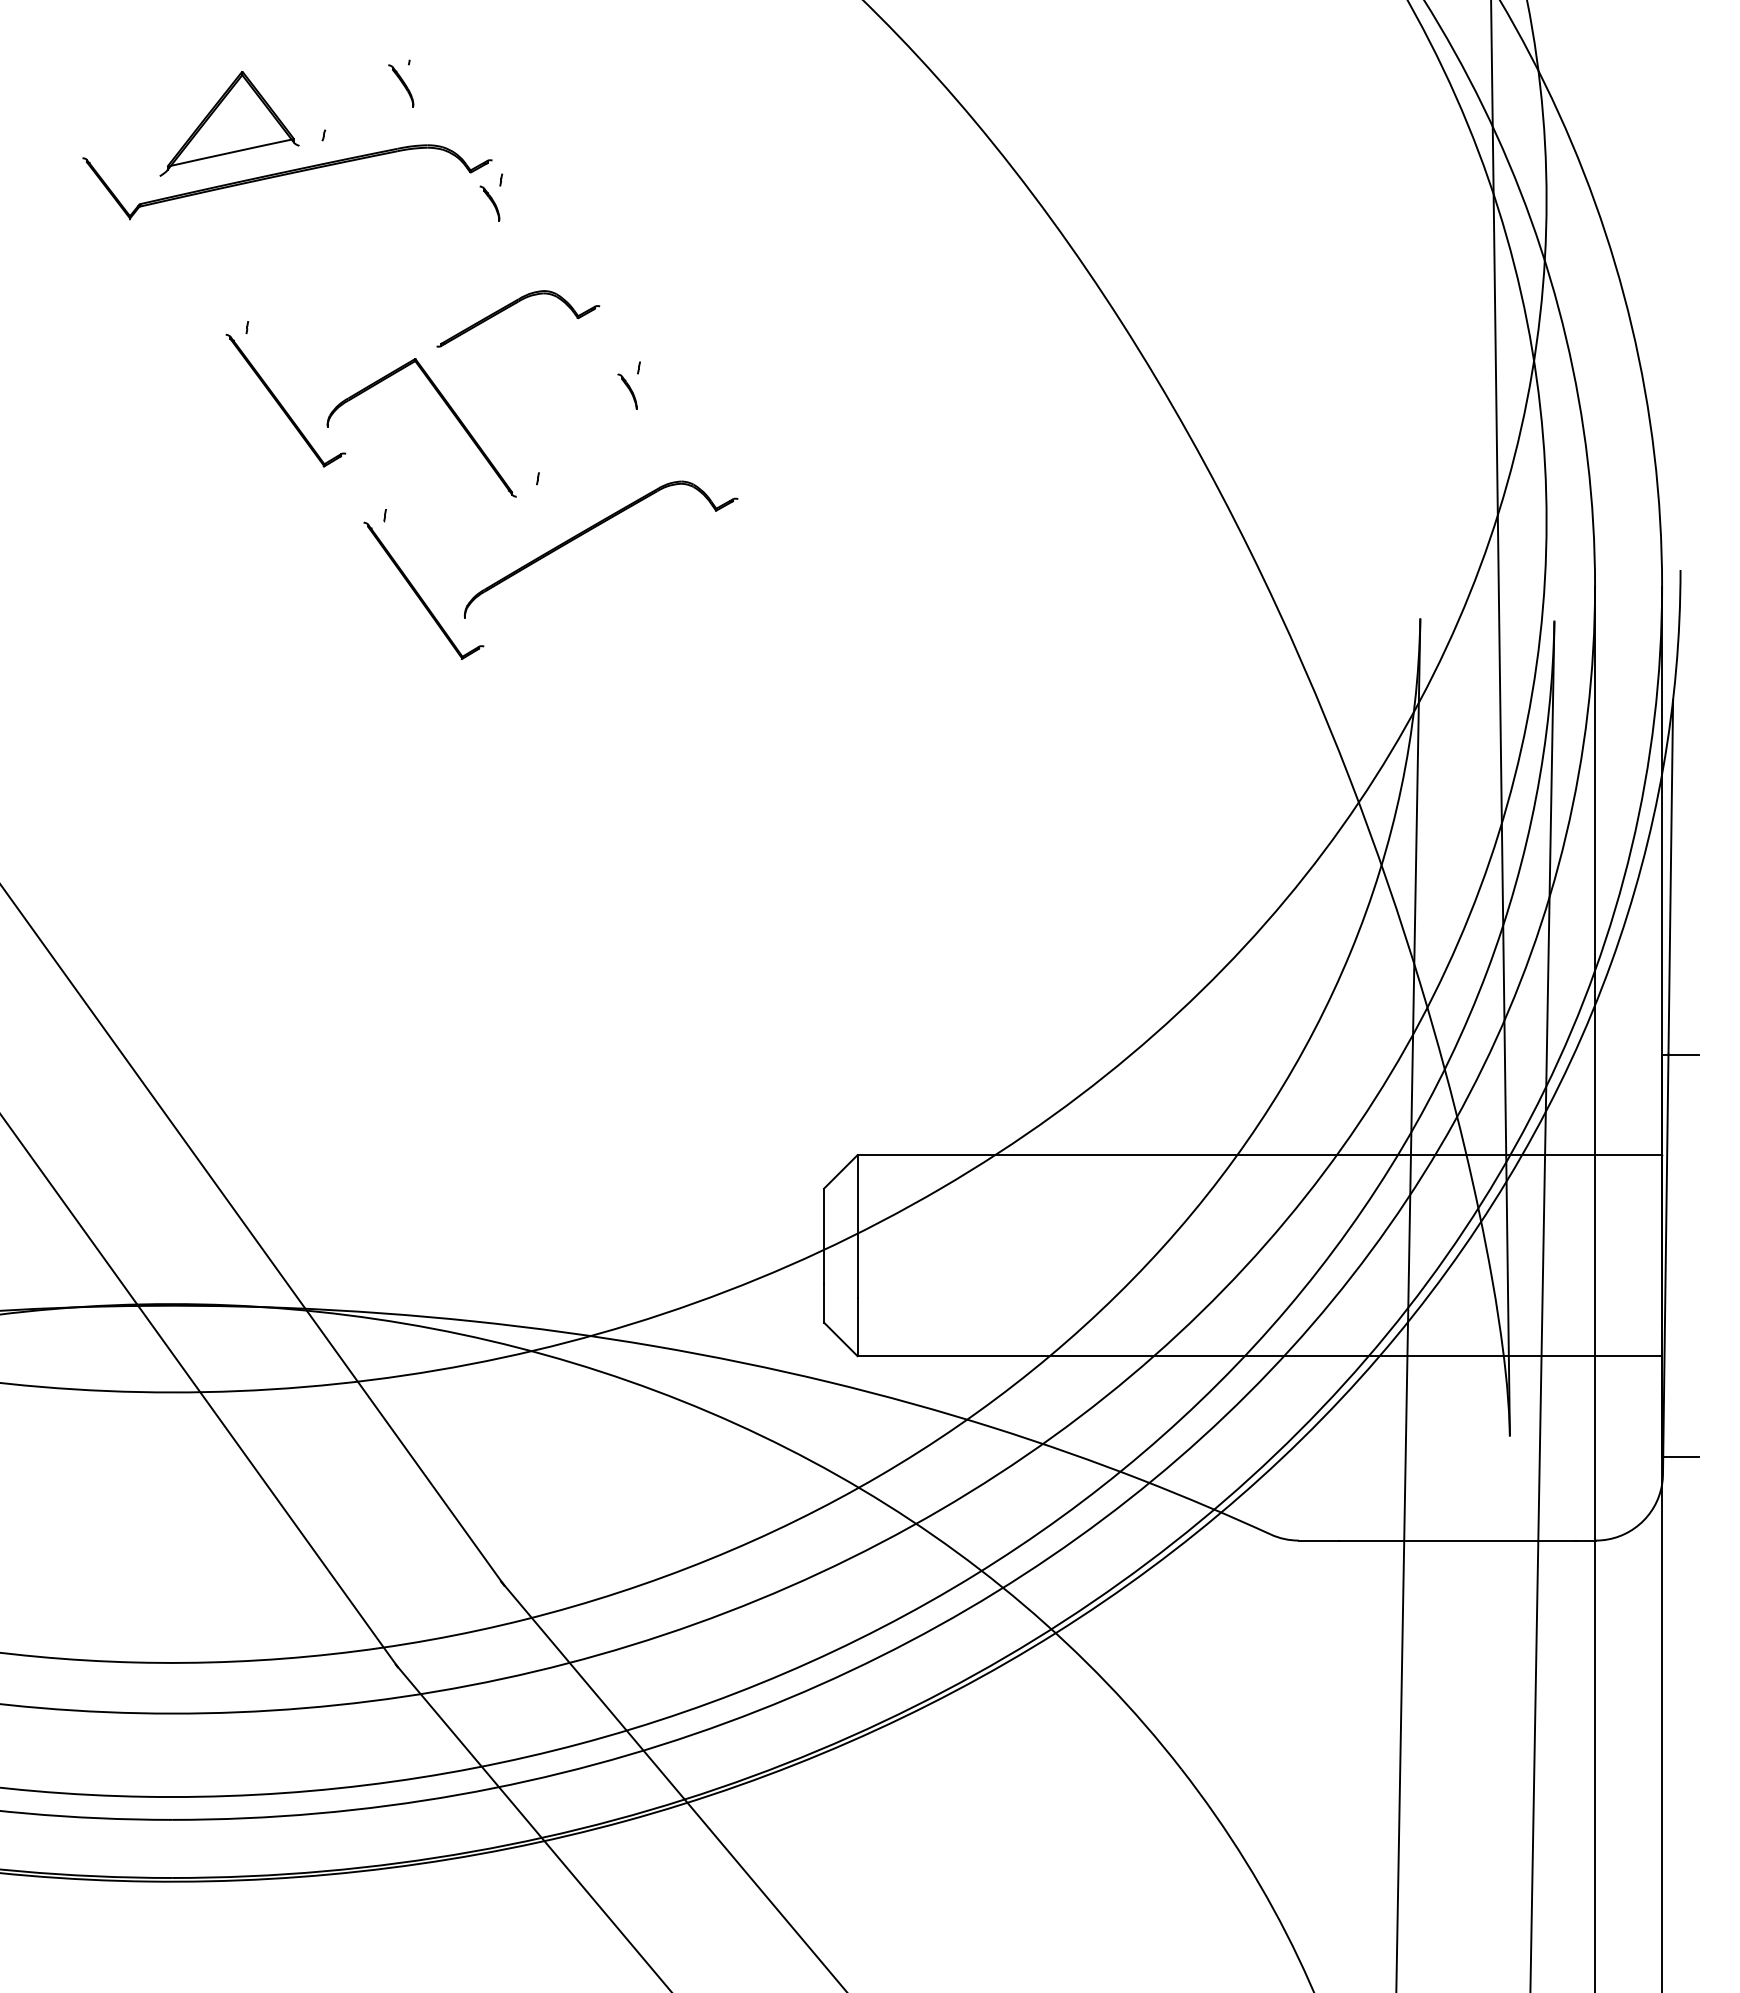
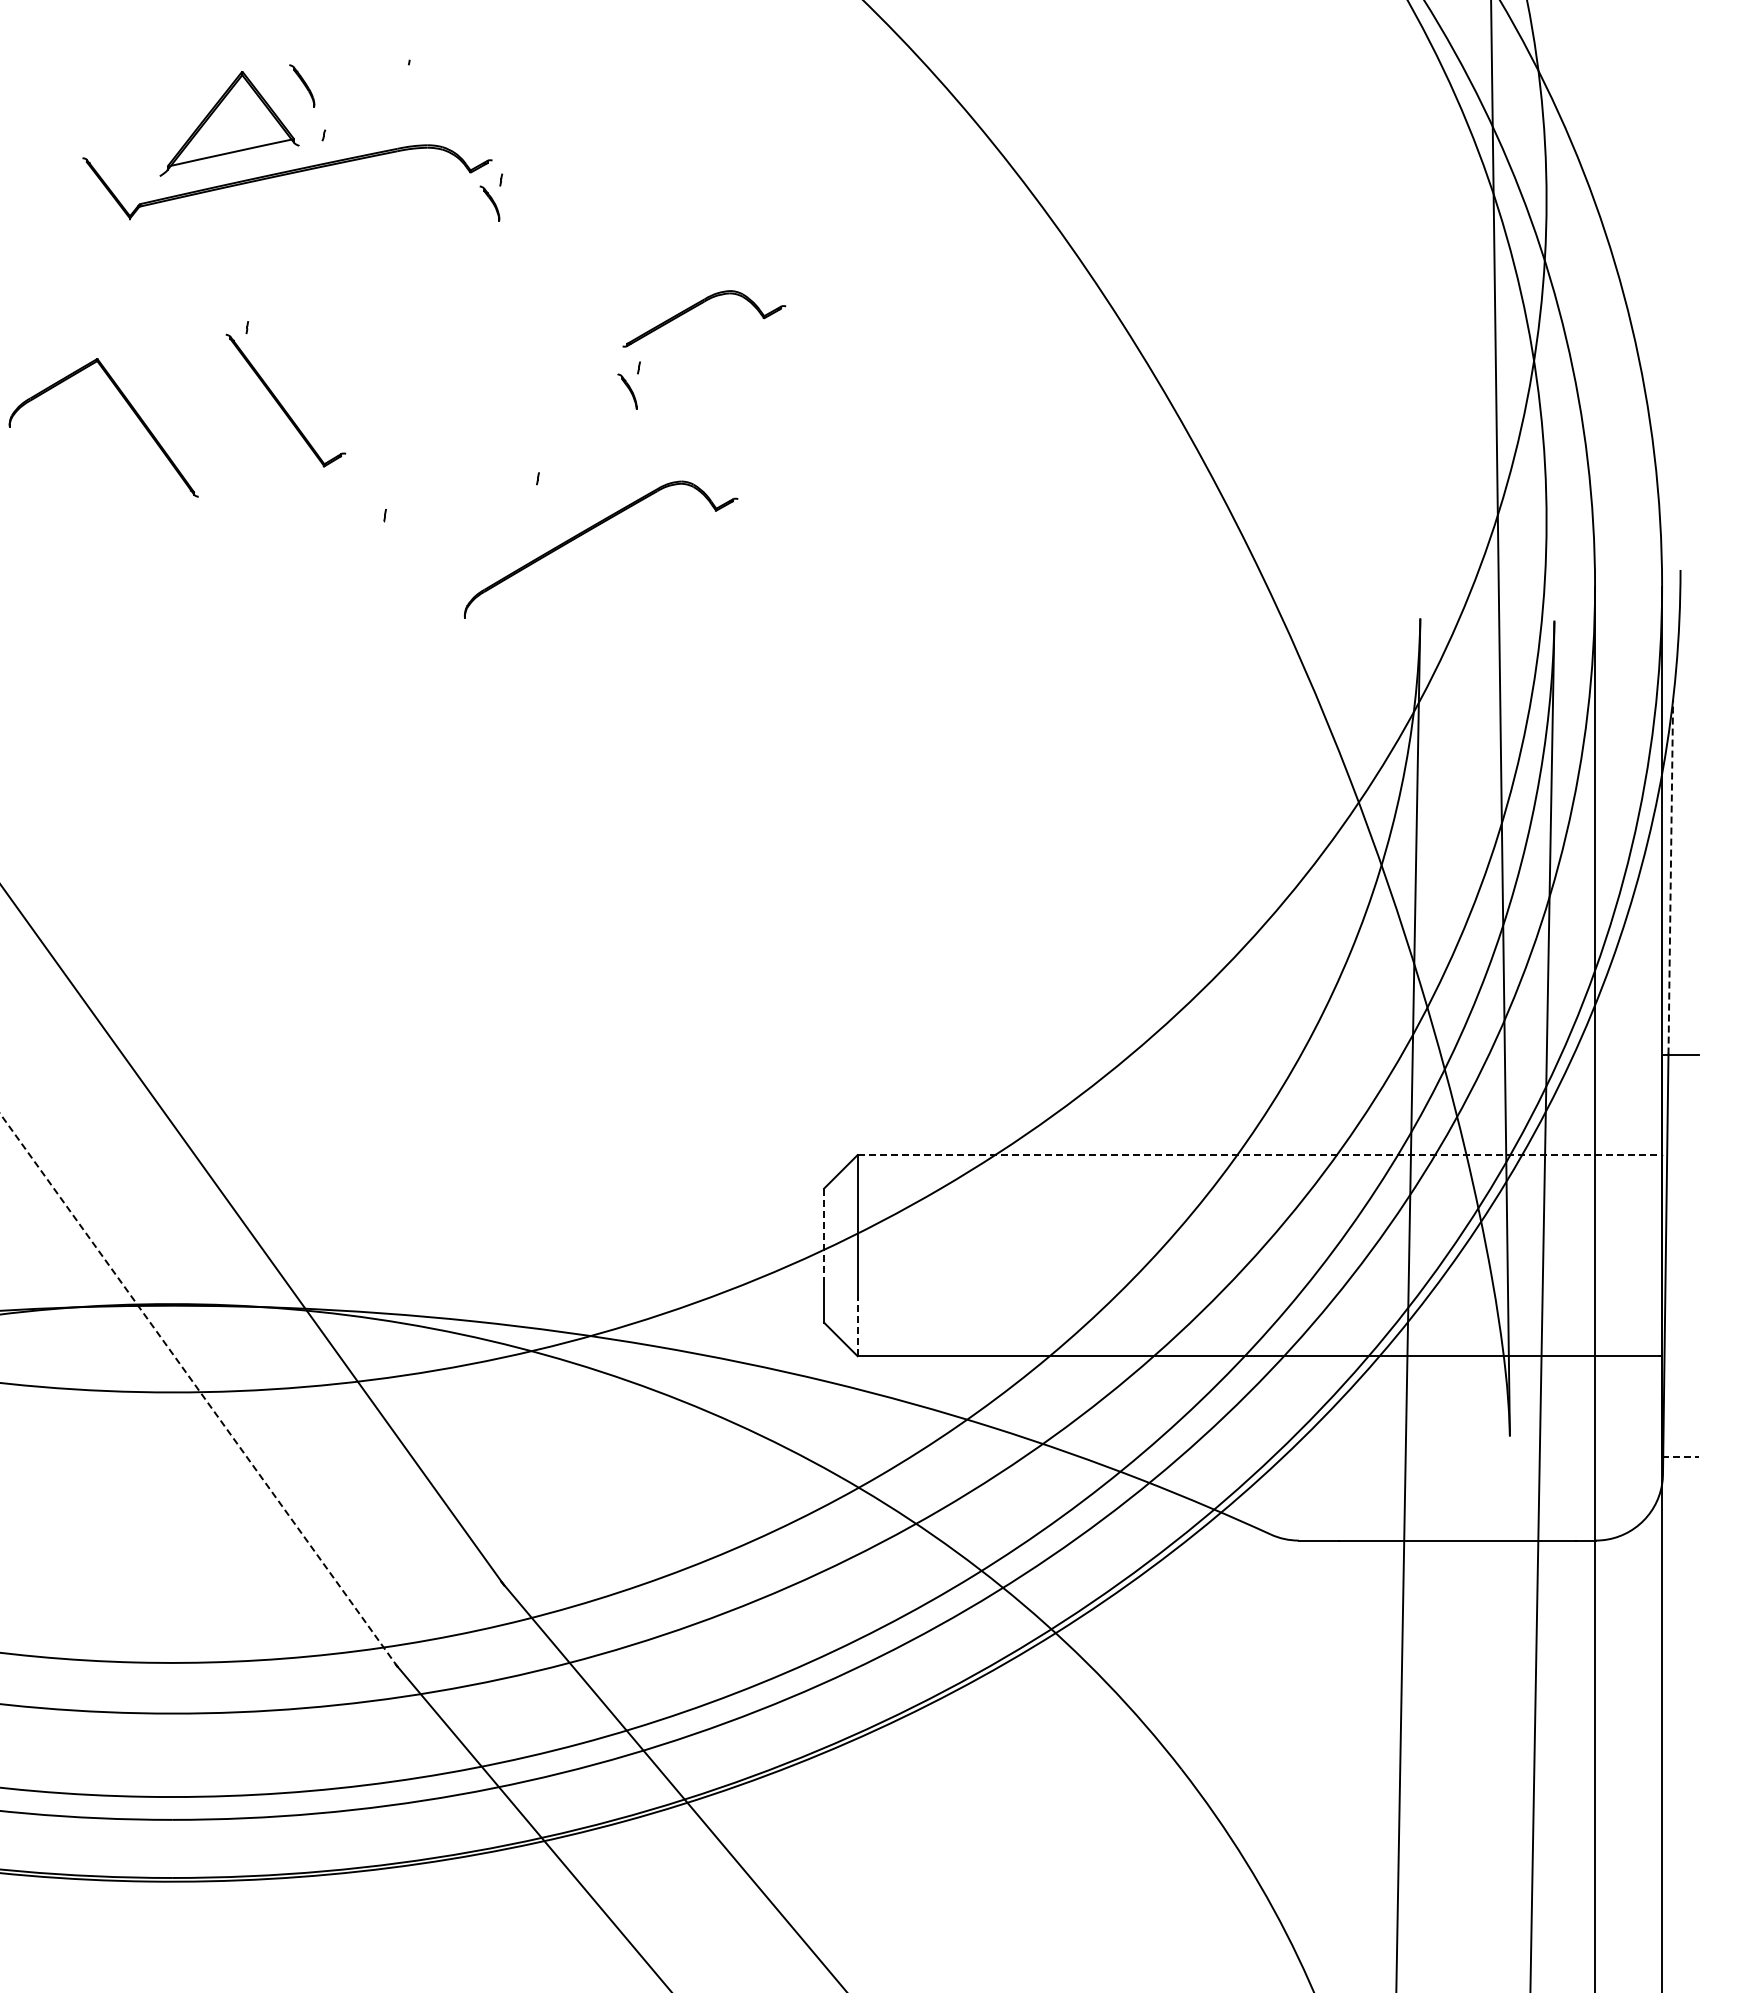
part position: (401, 85) -> (302, 85) (302, 85)
part position: (512, 306) -> (698, 306) (698, 306)
part position: (448, 408) -> (130, 408) (130, 408)
part: present -> none (423, 590)
line: solid -> dashed (1670, 876)
line: solid -> dashed (1260, 1155)
line: solid -> dashed (824, 1236)
line: solid -> dashed (857, 1326)
line: solid -> dashed (199, 1390)
line: solid -> dashed (1681, 1456)
